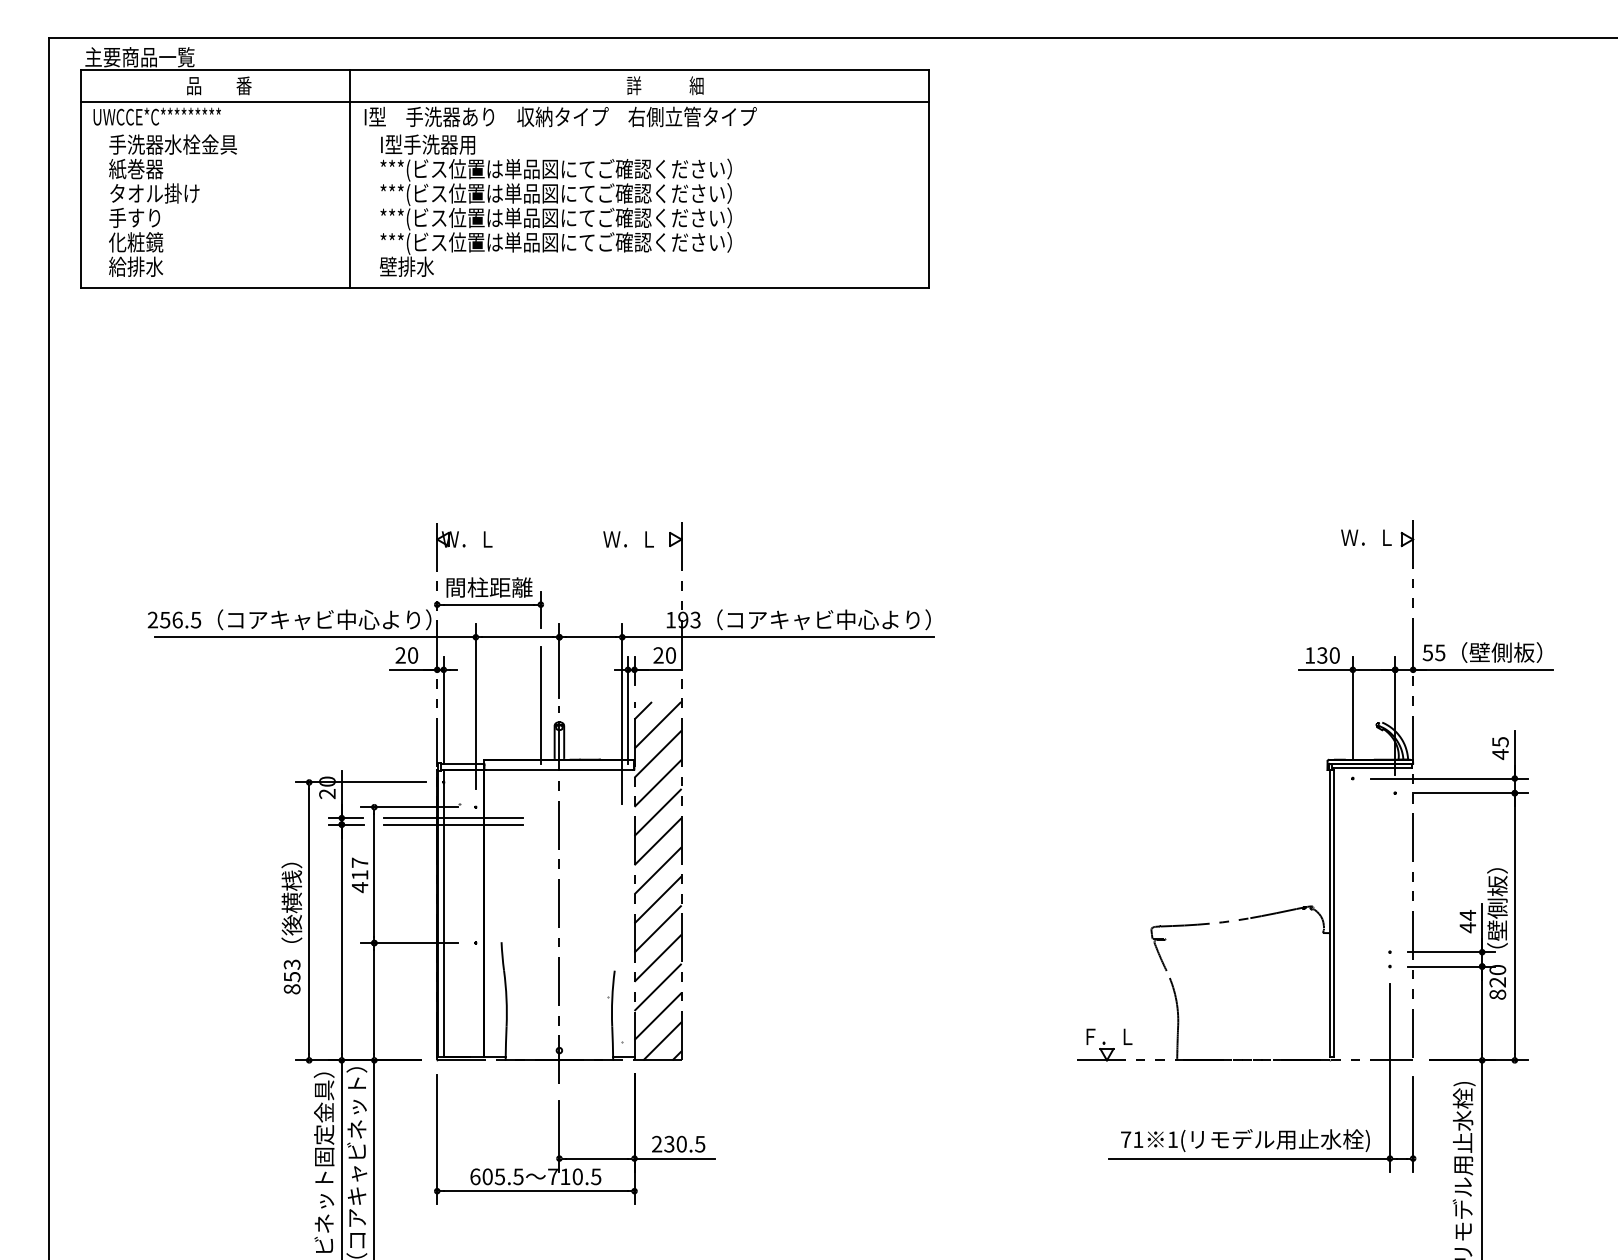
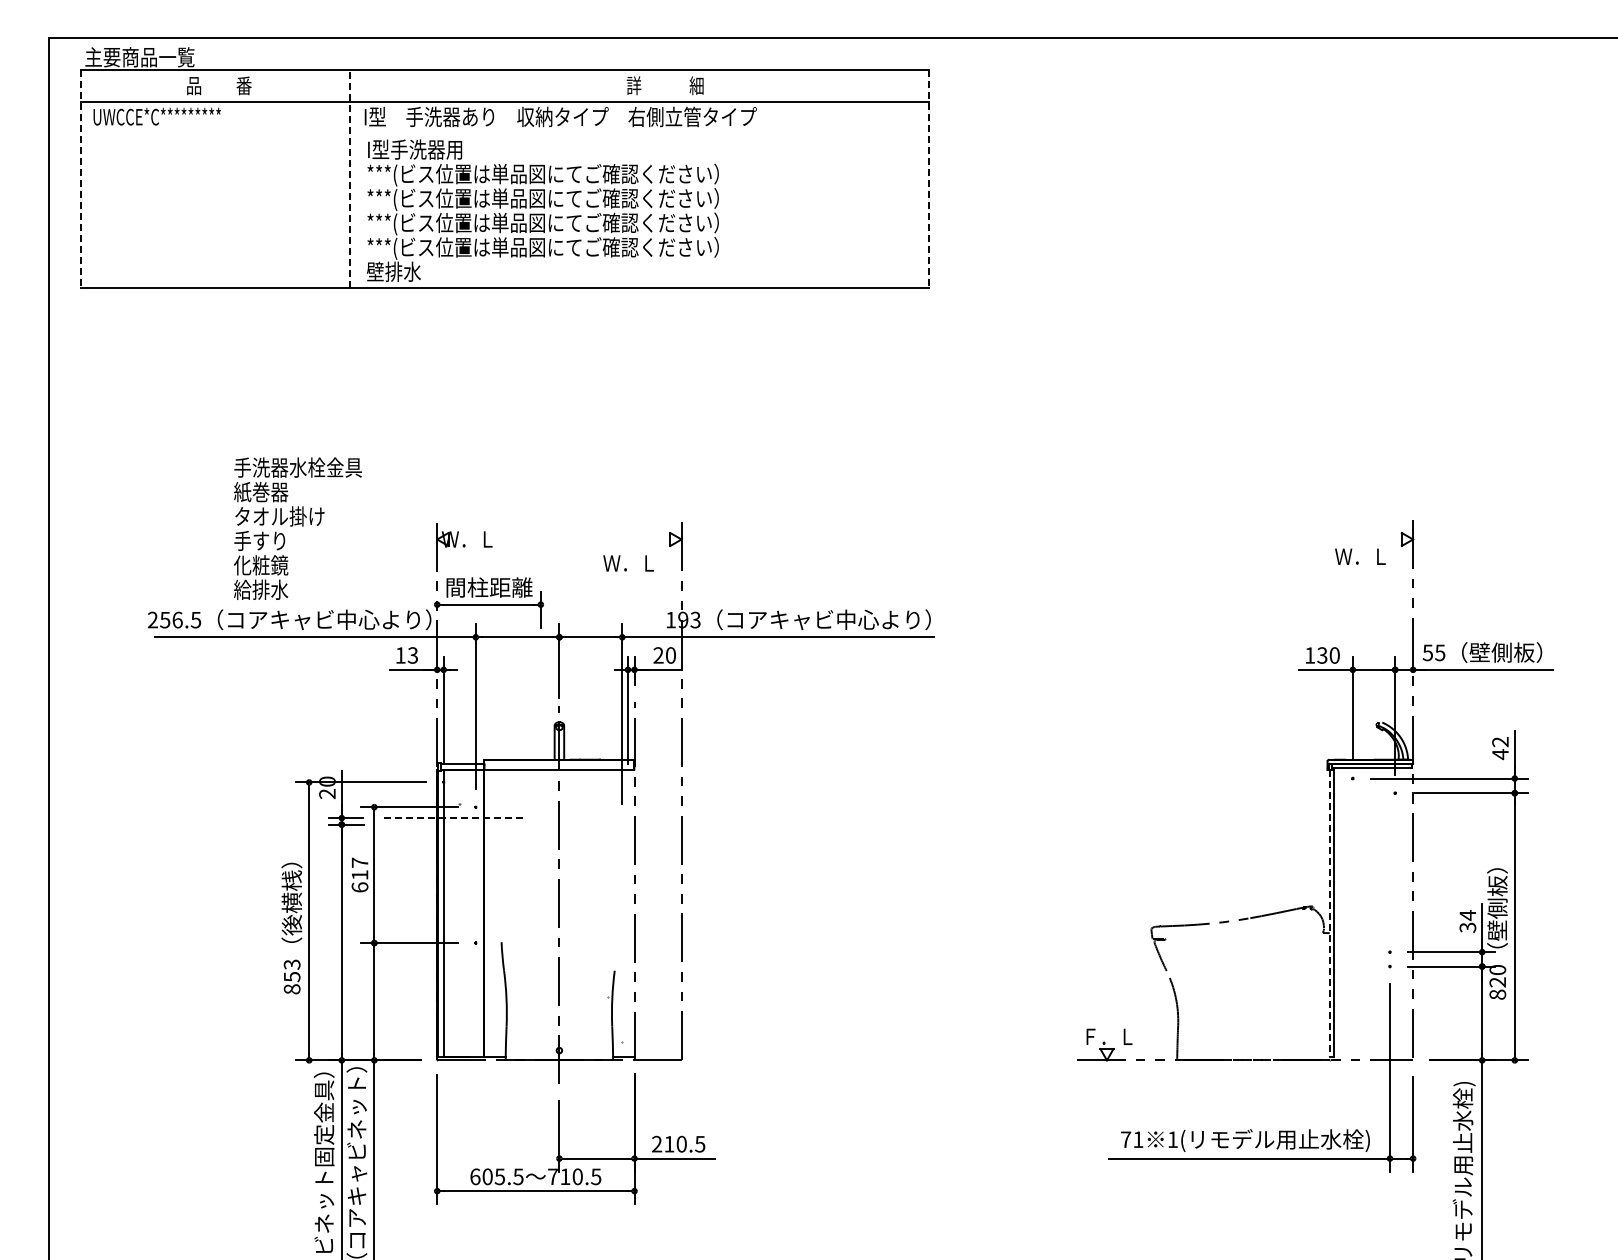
line: solid -> dashed (81, 179)
line: solid -> dashed (350, 179)
line: solid -> dashed (928, 179)
text position: (172, 205) -> (297, 528) (297, 528)
text position: (555, 205) -> (542, 210) (542, 210)
text position: (1366, 537) -> (1360, 556) (1360, 556)
text position: (628, 539) -> (628, 563) (628, 563)
text: 20 -> 13 (406, 655)
line: present -> none (540, 705)
text: 45 -> 42 (1500, 742)
line: solid -> dashed (452, 818)
line: present -> none (452, 824)
hatch: present -> none (657, 881)
text: 417 -> 617 (359, 887)
line: solid -> dashed (1329, 914)
text: 44 -> 34 (1467, 927)
text: 230.5 -> 210.5 (669, 1143)
